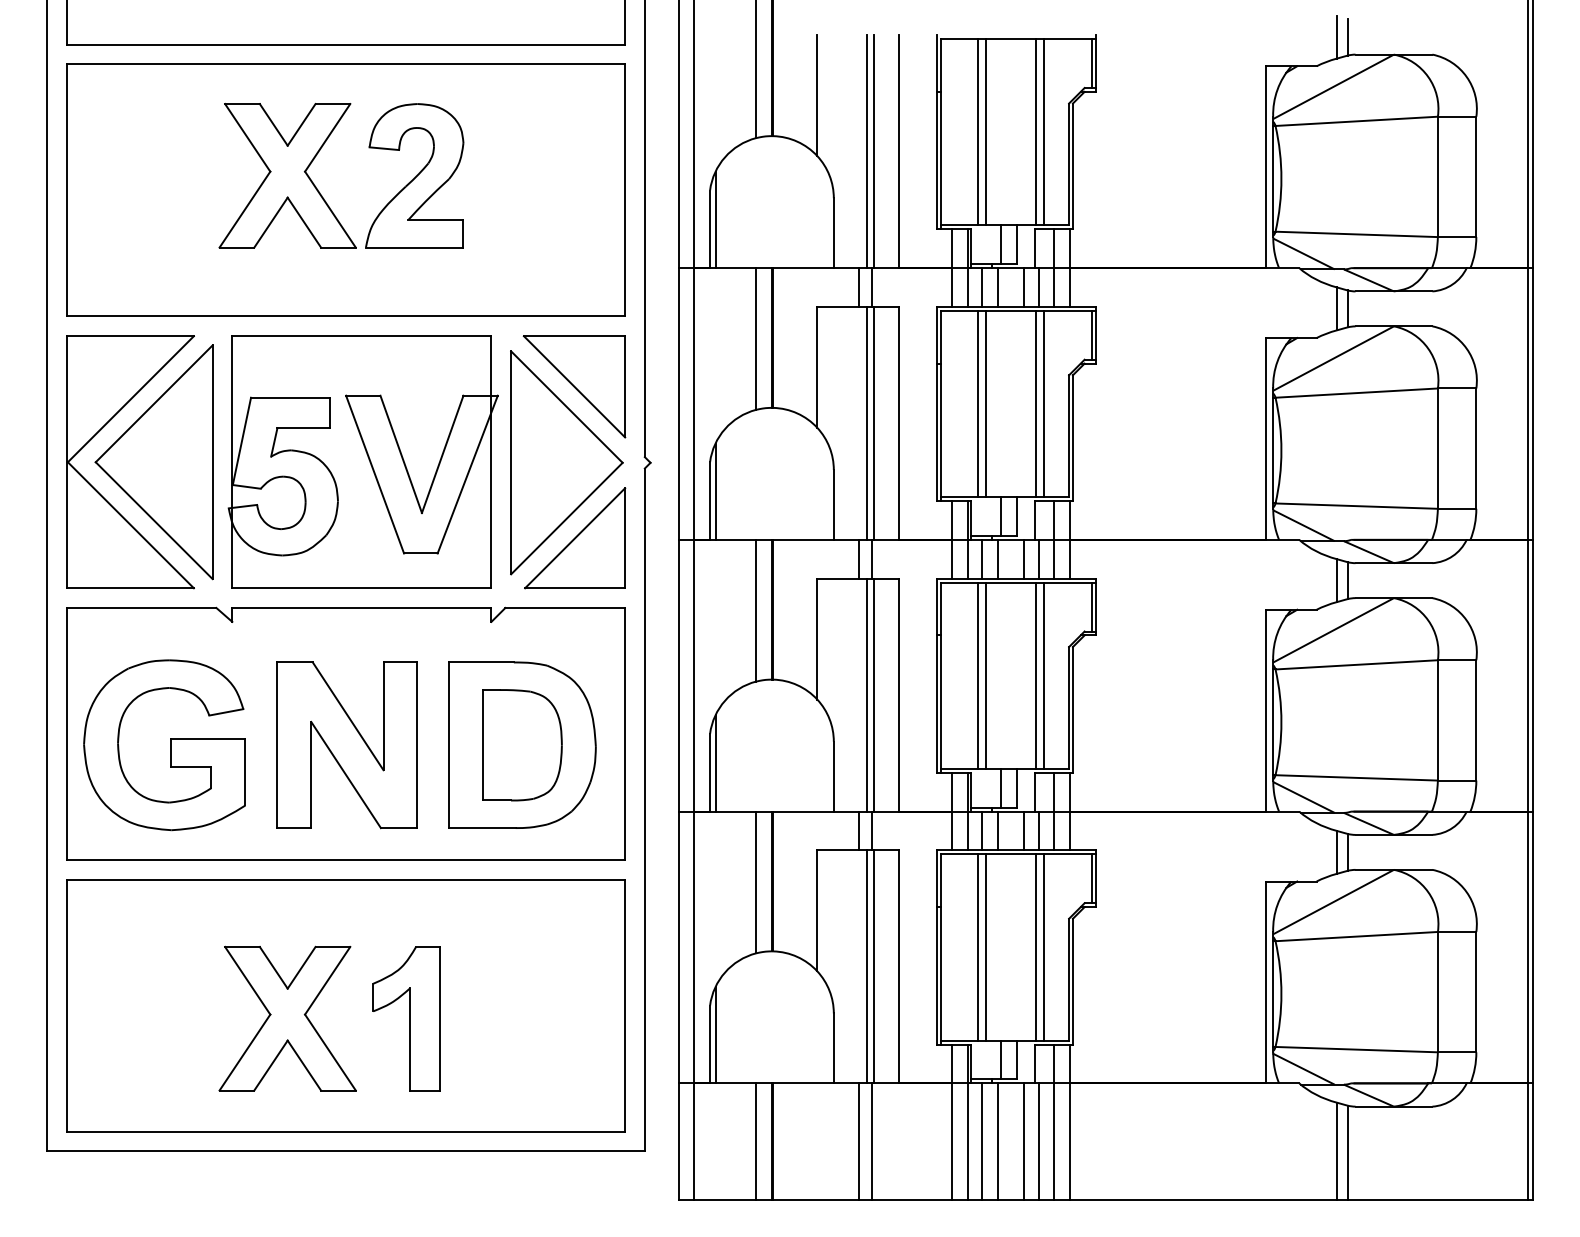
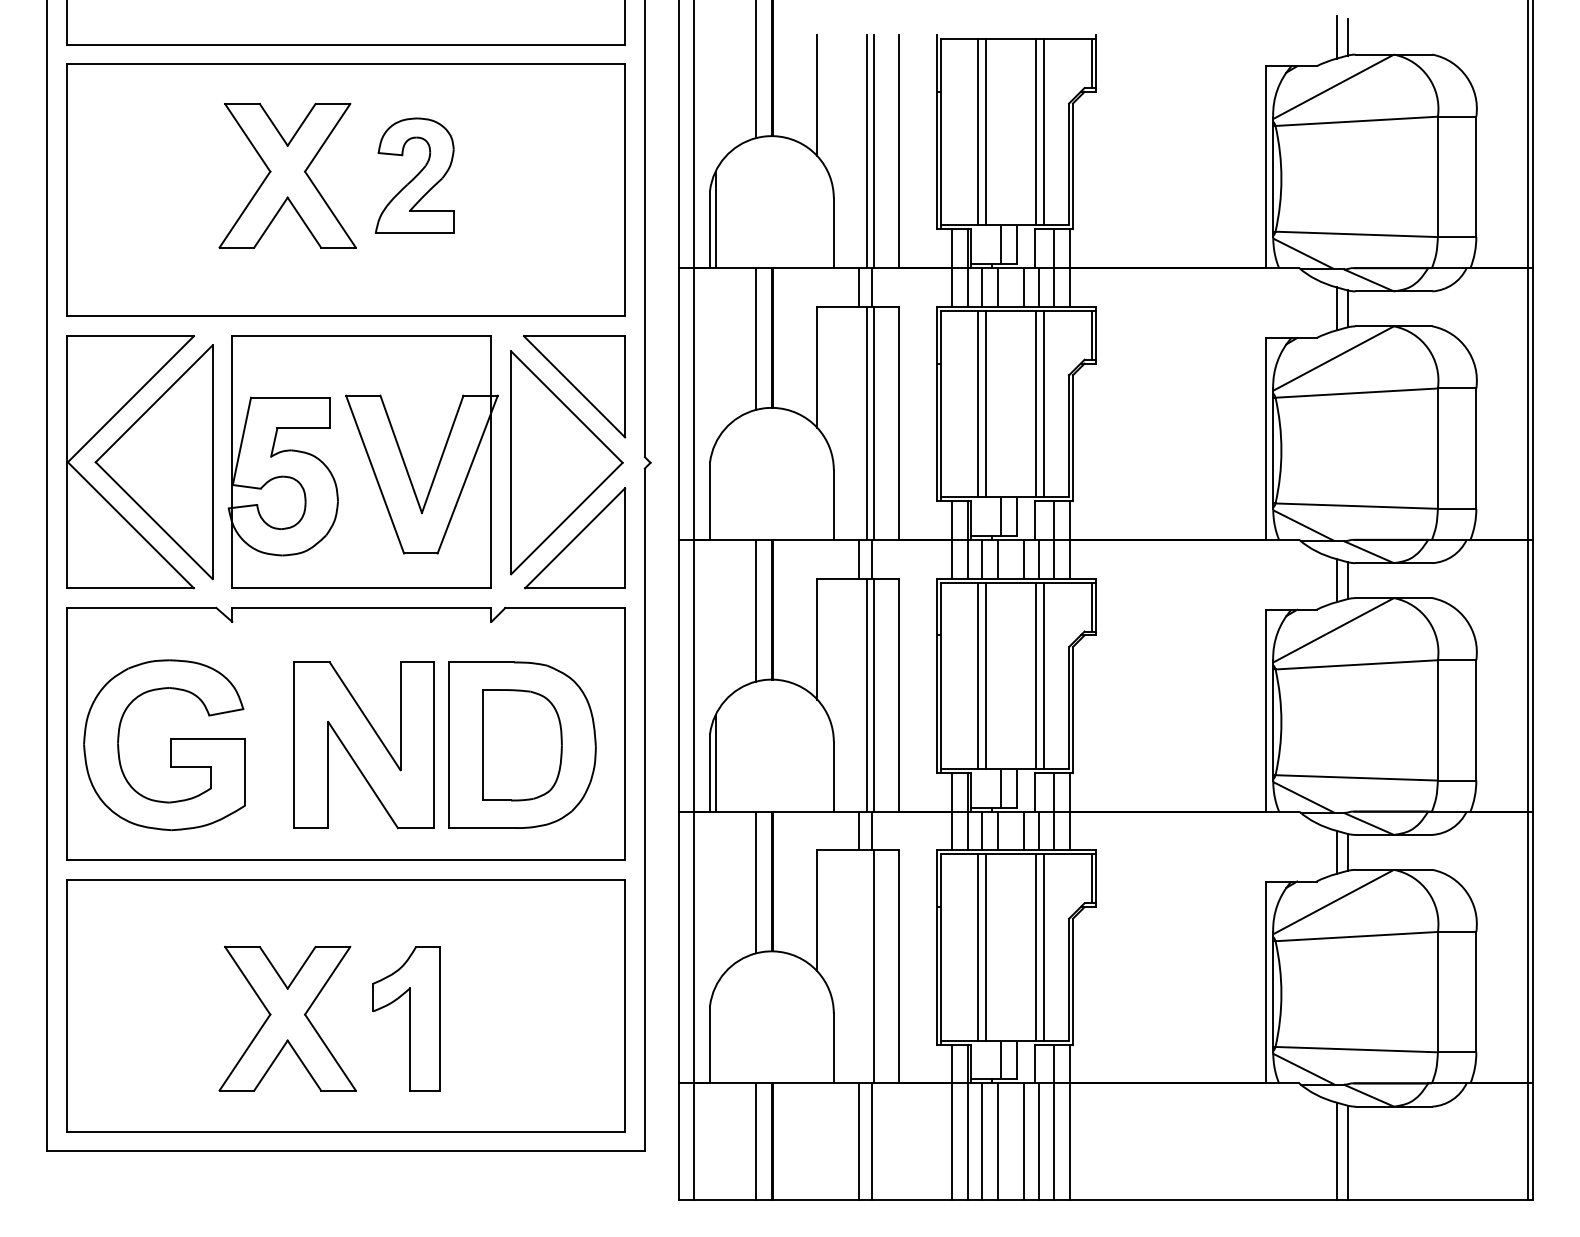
part size: 100x146 px -> 80x117 px (414, 175)
line: present -> none (715, 491)
part position: (346, 745) -> (363, 745) (363, 745)
line: present -> none (867, 966)
line: present -> none (715, 1035)
